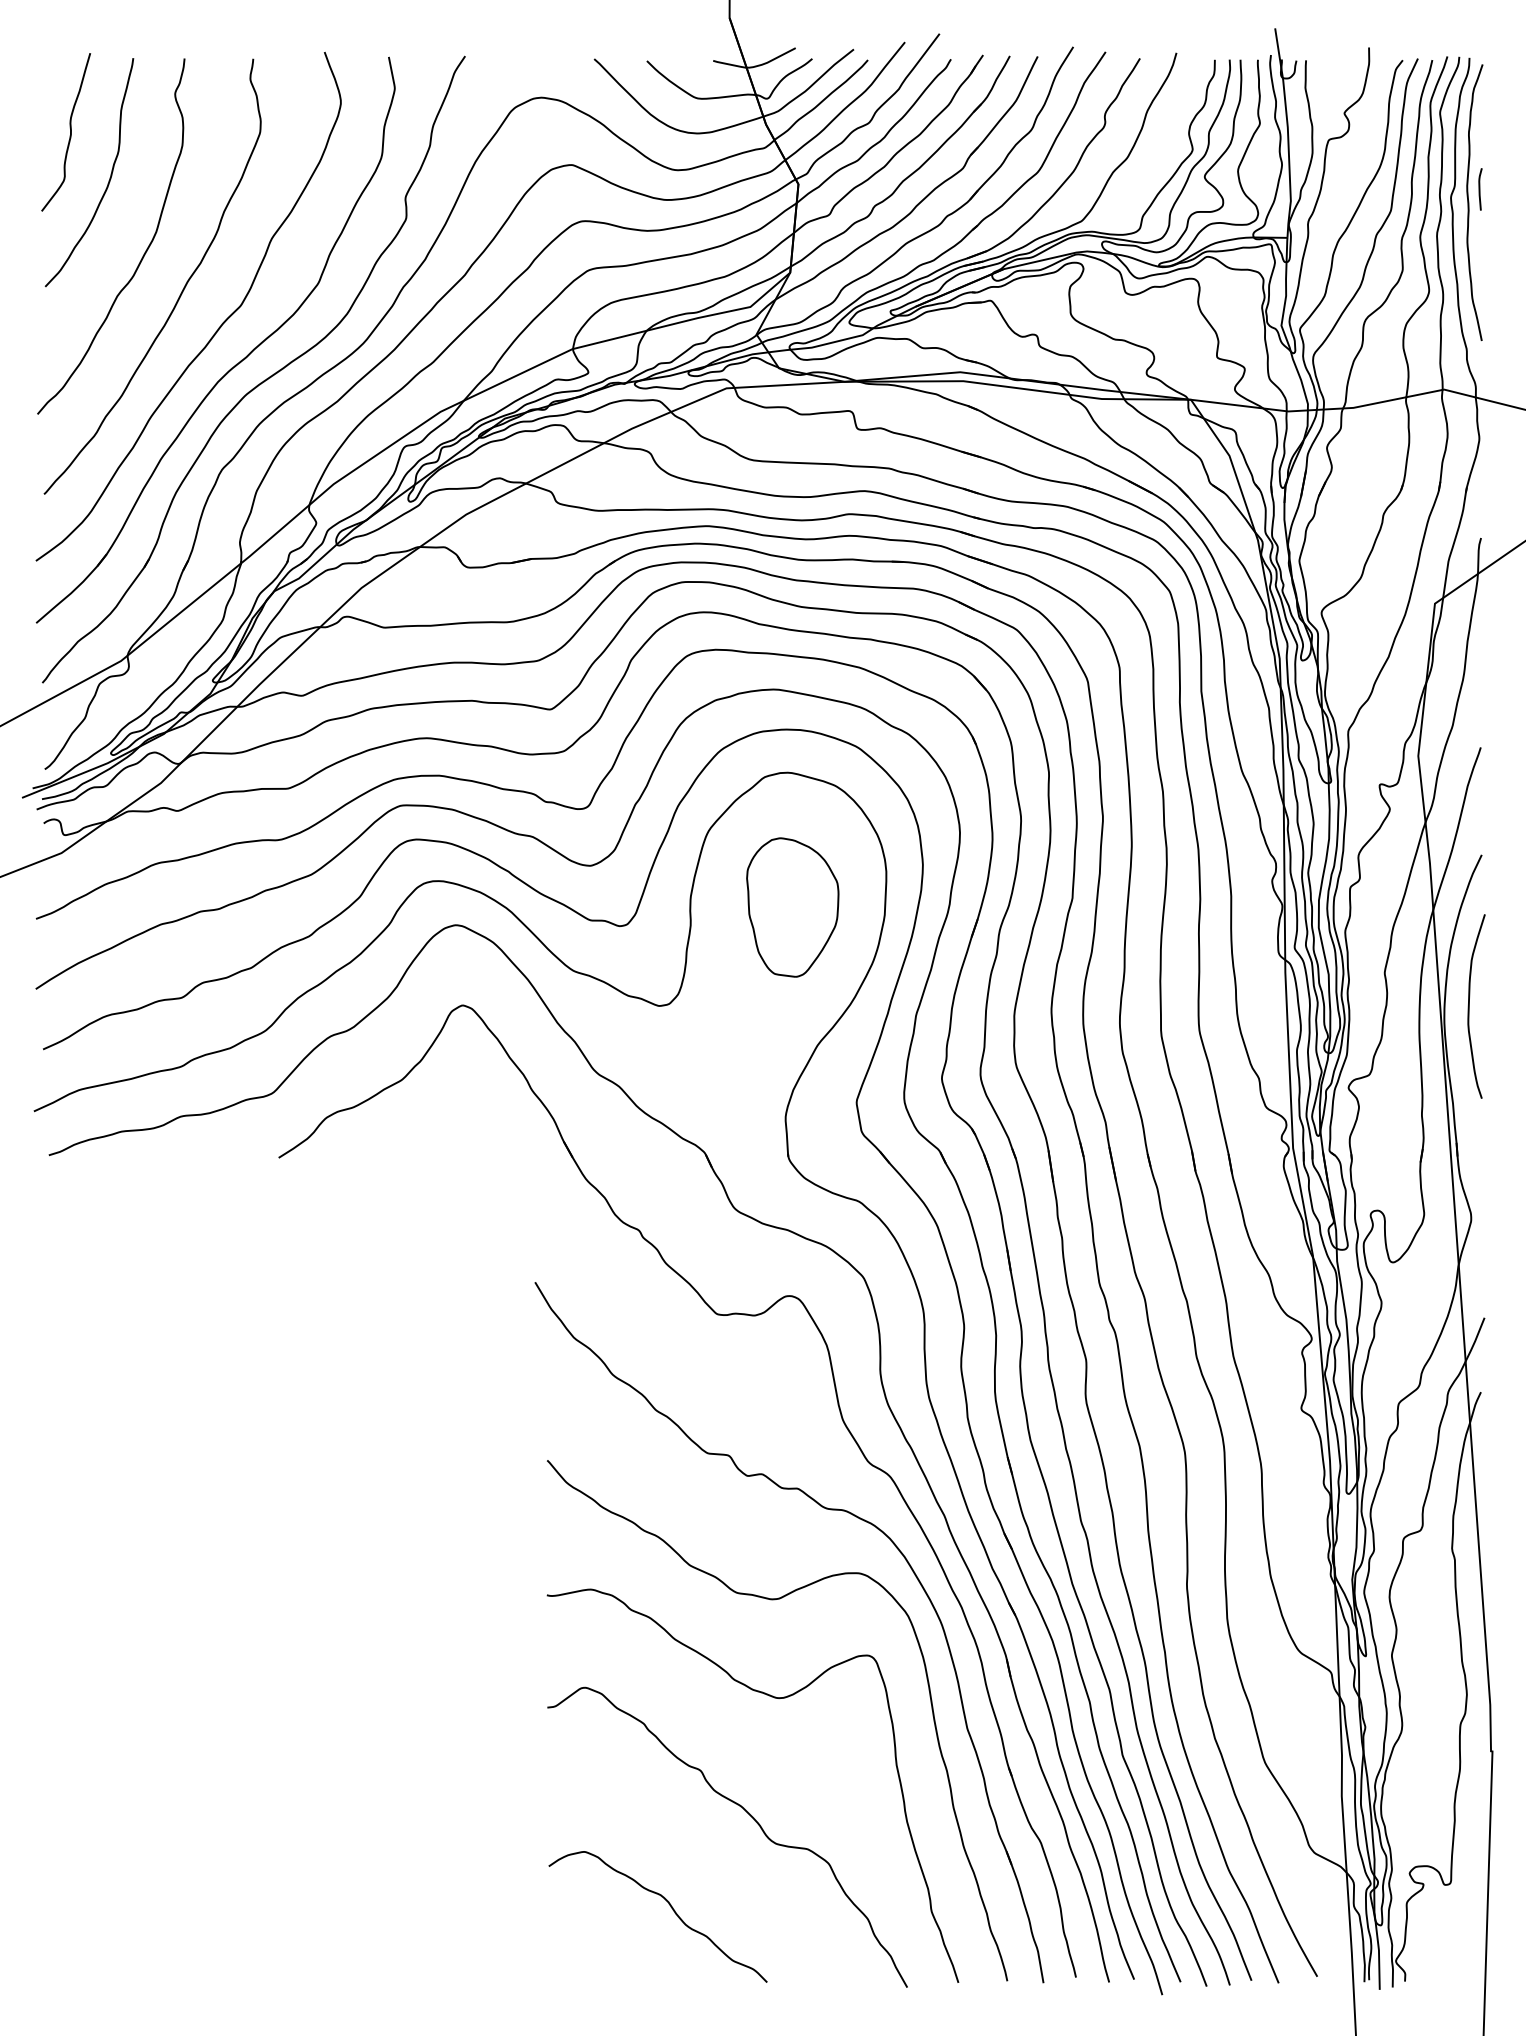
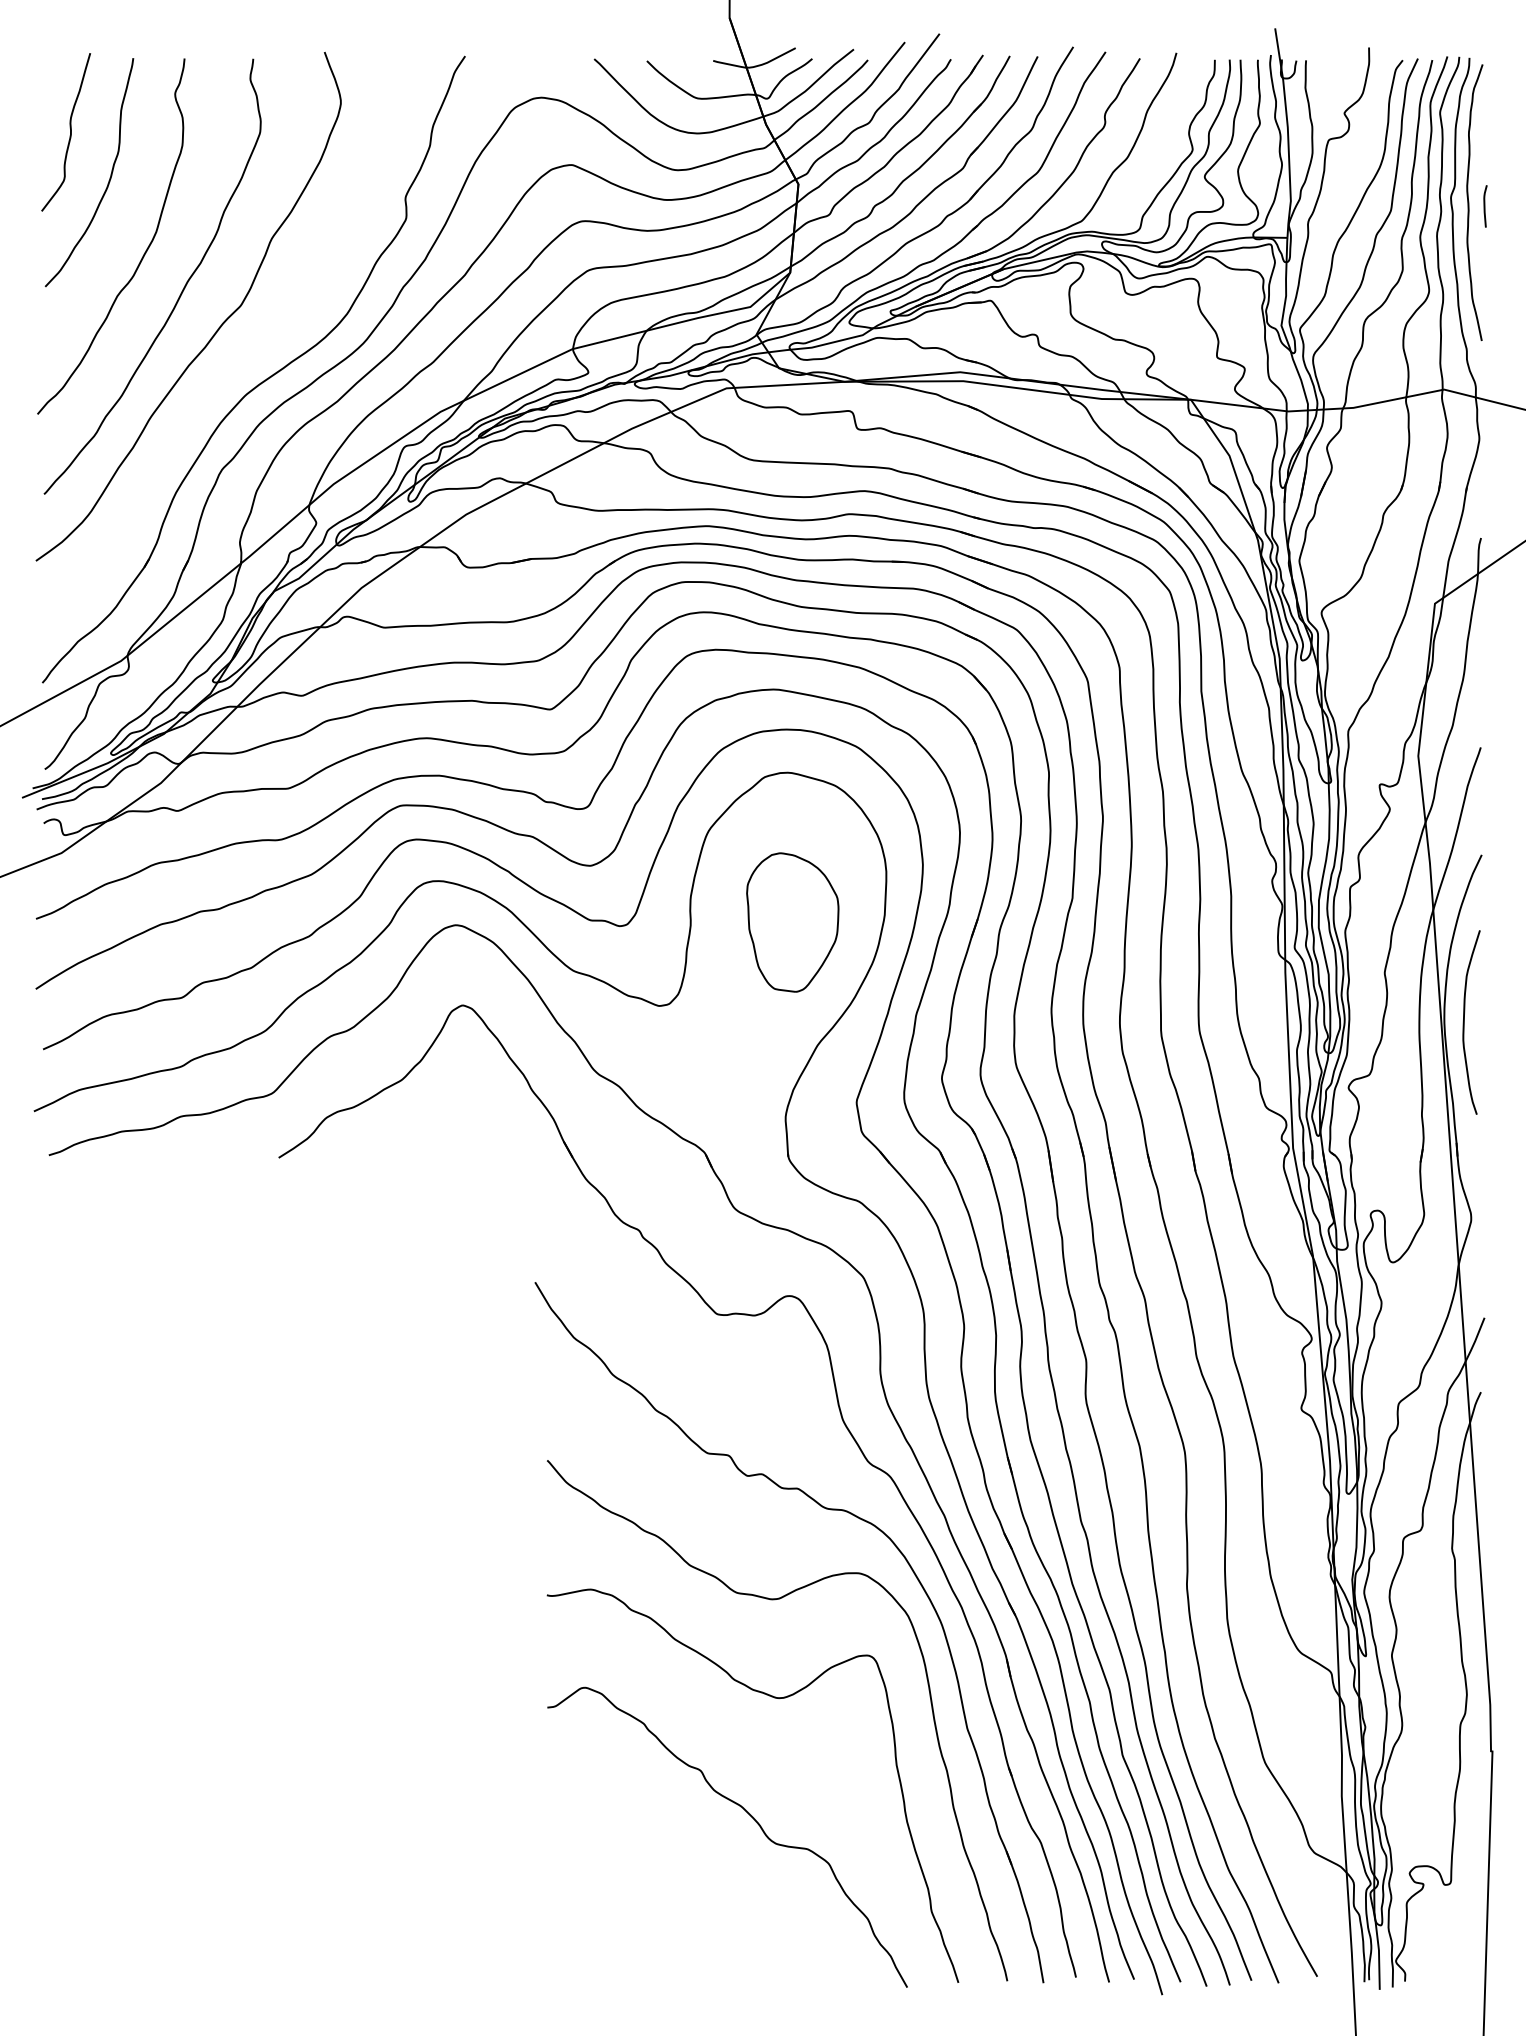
curve position: (1480, 189) -> (1485, 206) (1485, 206)
part: present -> none (236, 363)
part position: (792, 907) -> (792, 922) (792, 922)
curve position: (1469, 1006) -> (1464, 1022) (1464, 1022)
curve: present -> none (670, 1907)
